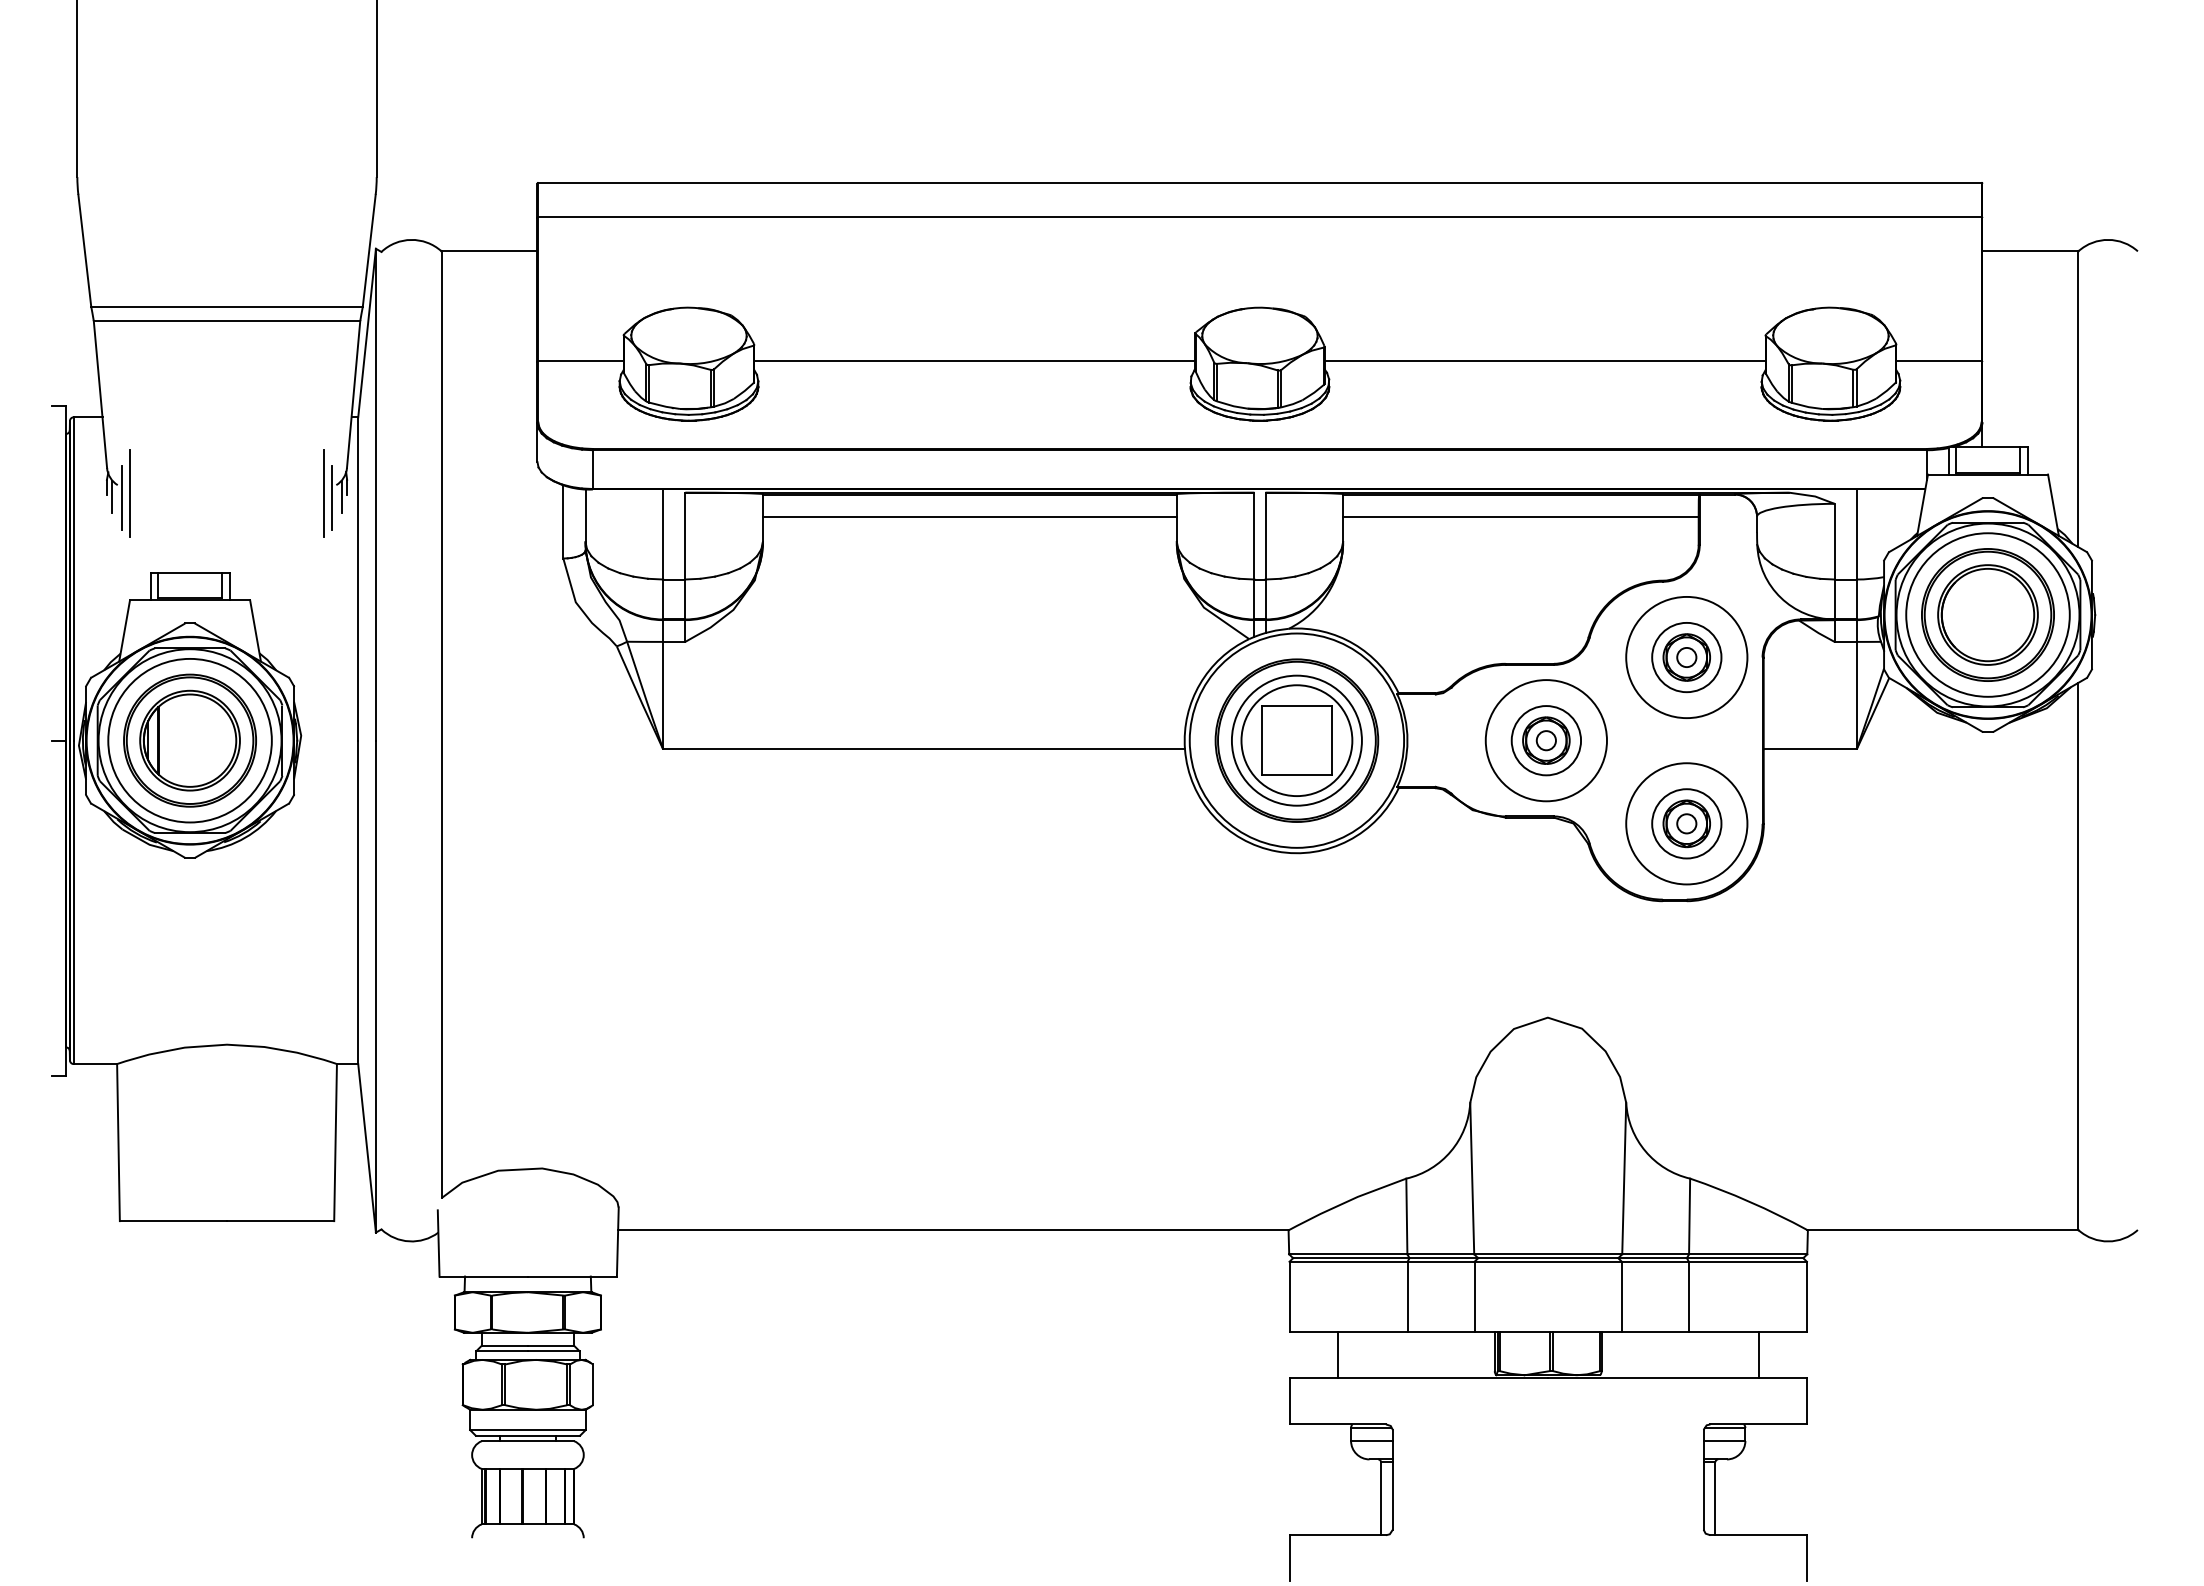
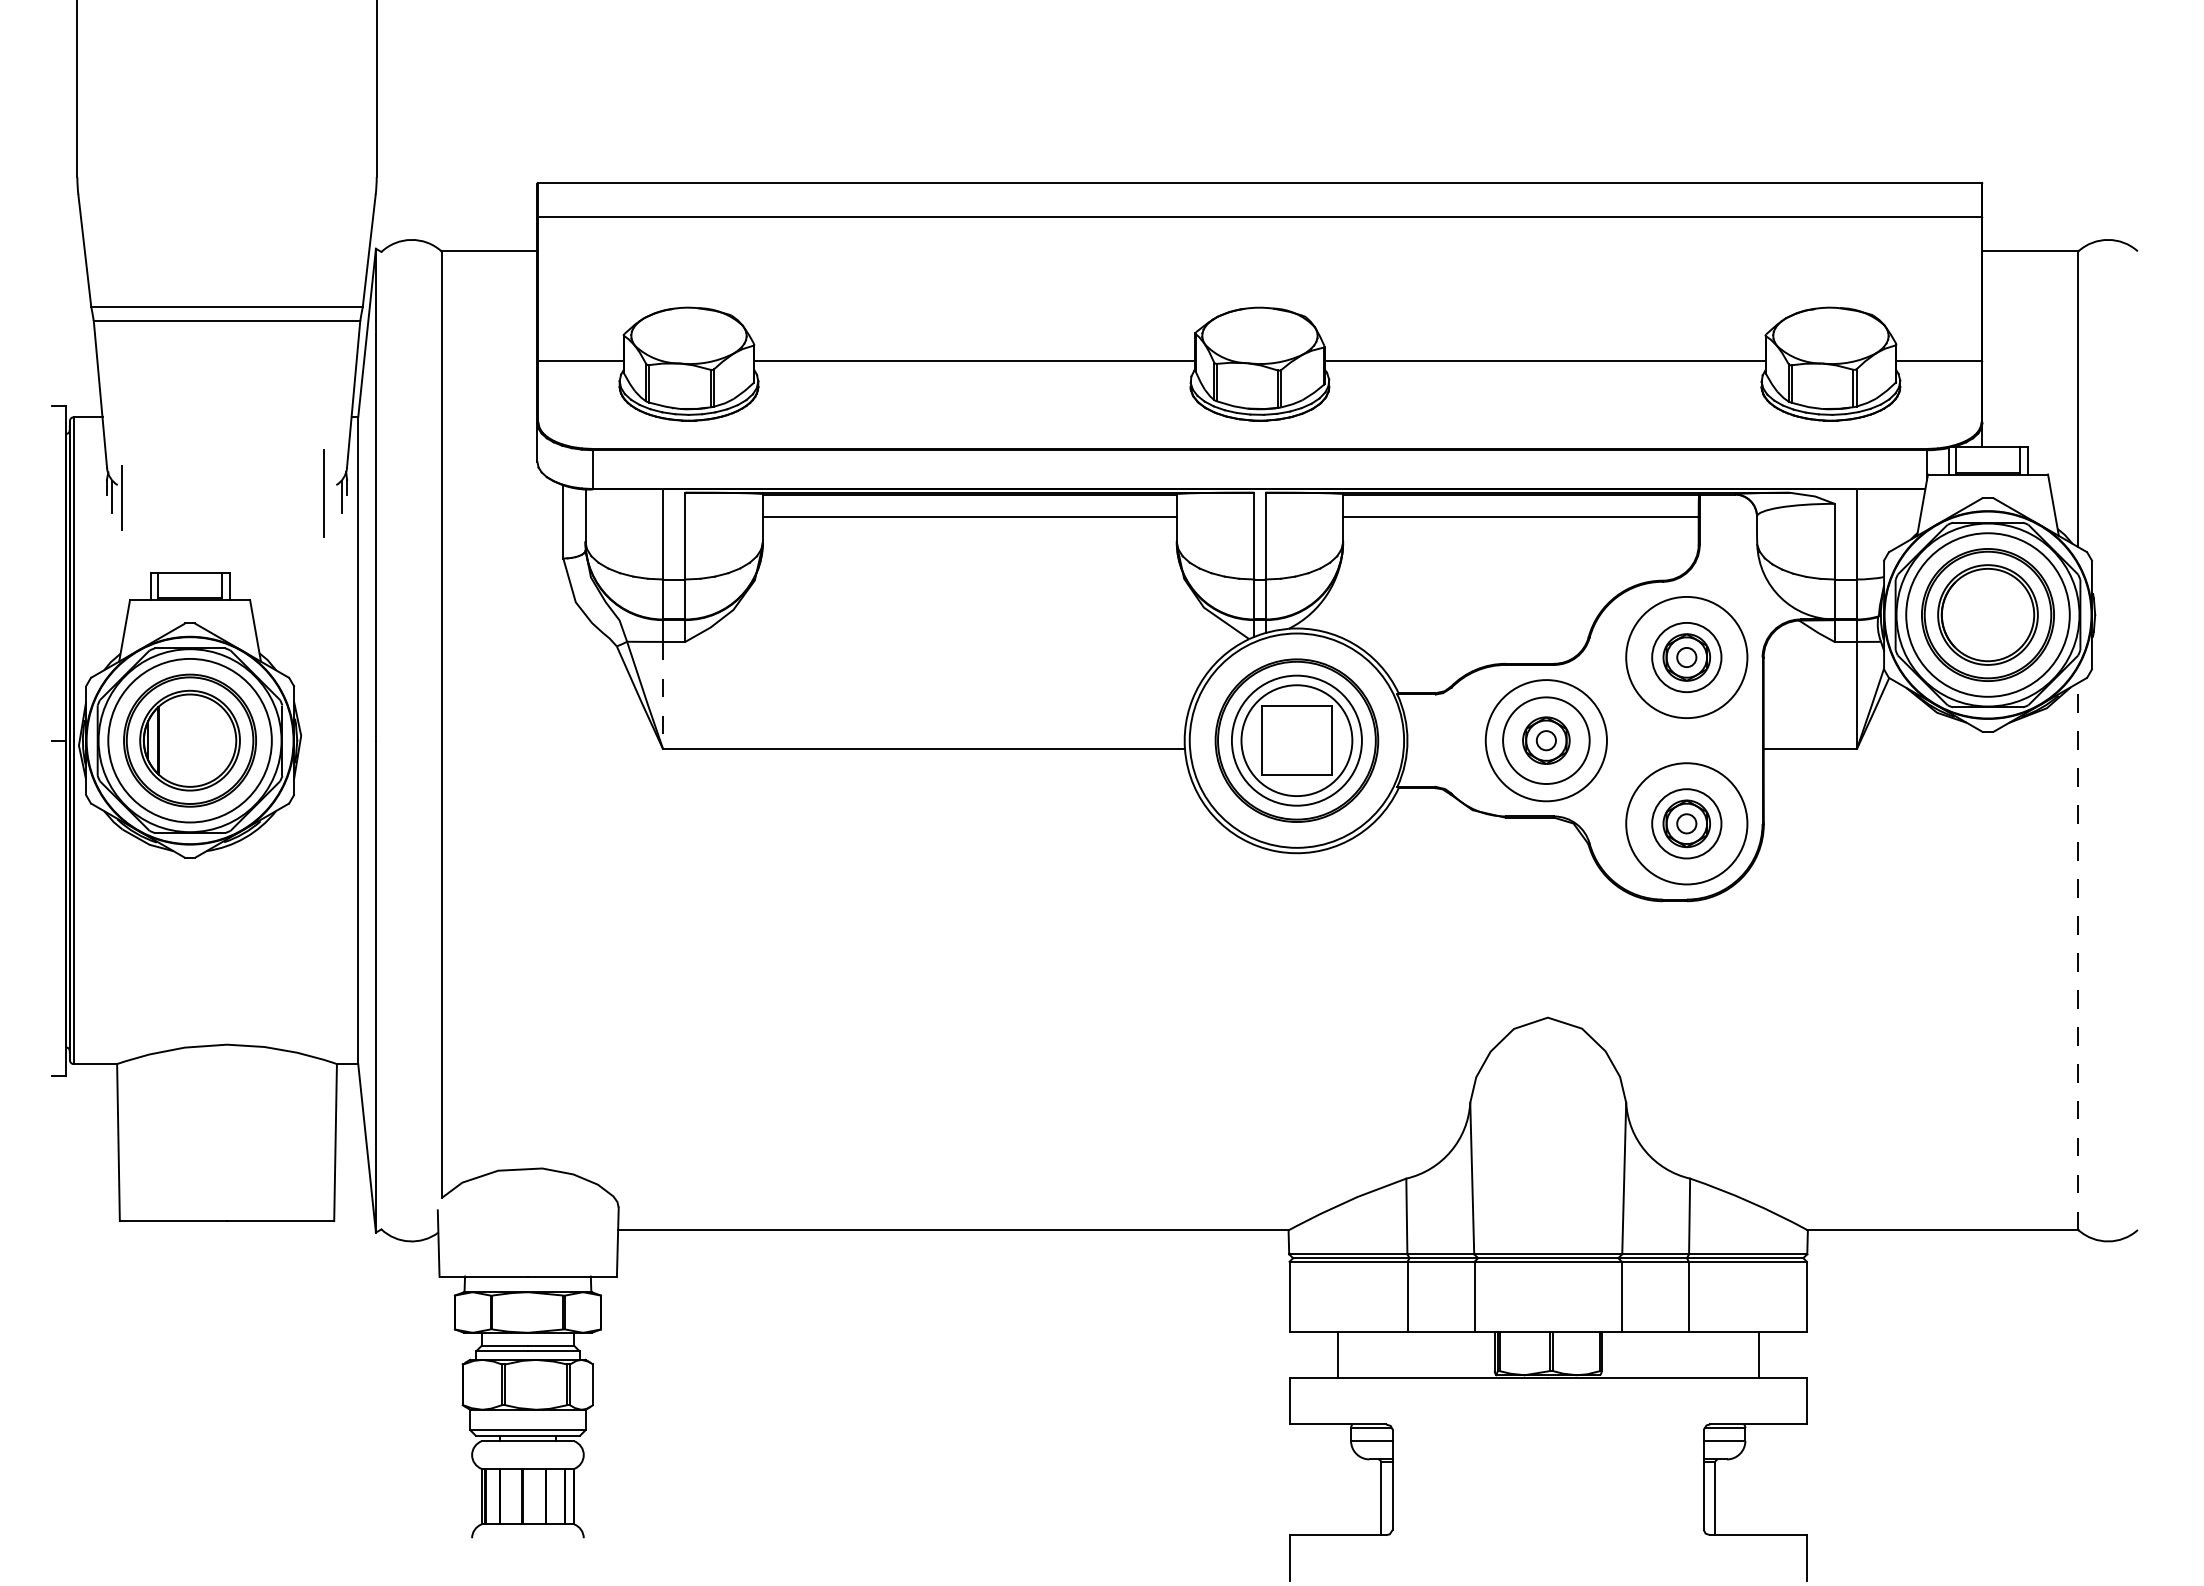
line: present -> none (130, 493)
line: present -> none (331, 497)
line: solid -> dashed (663, 695)
circle diameter: 69 px -> 87 px (1546, 740)
line: solid -> dashed (2078, 956)
